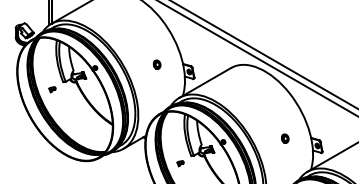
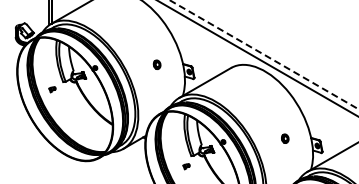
line: solid -> dashed (264, 54)
part position: (180, 163) -> (186, 166) (186, 166)
